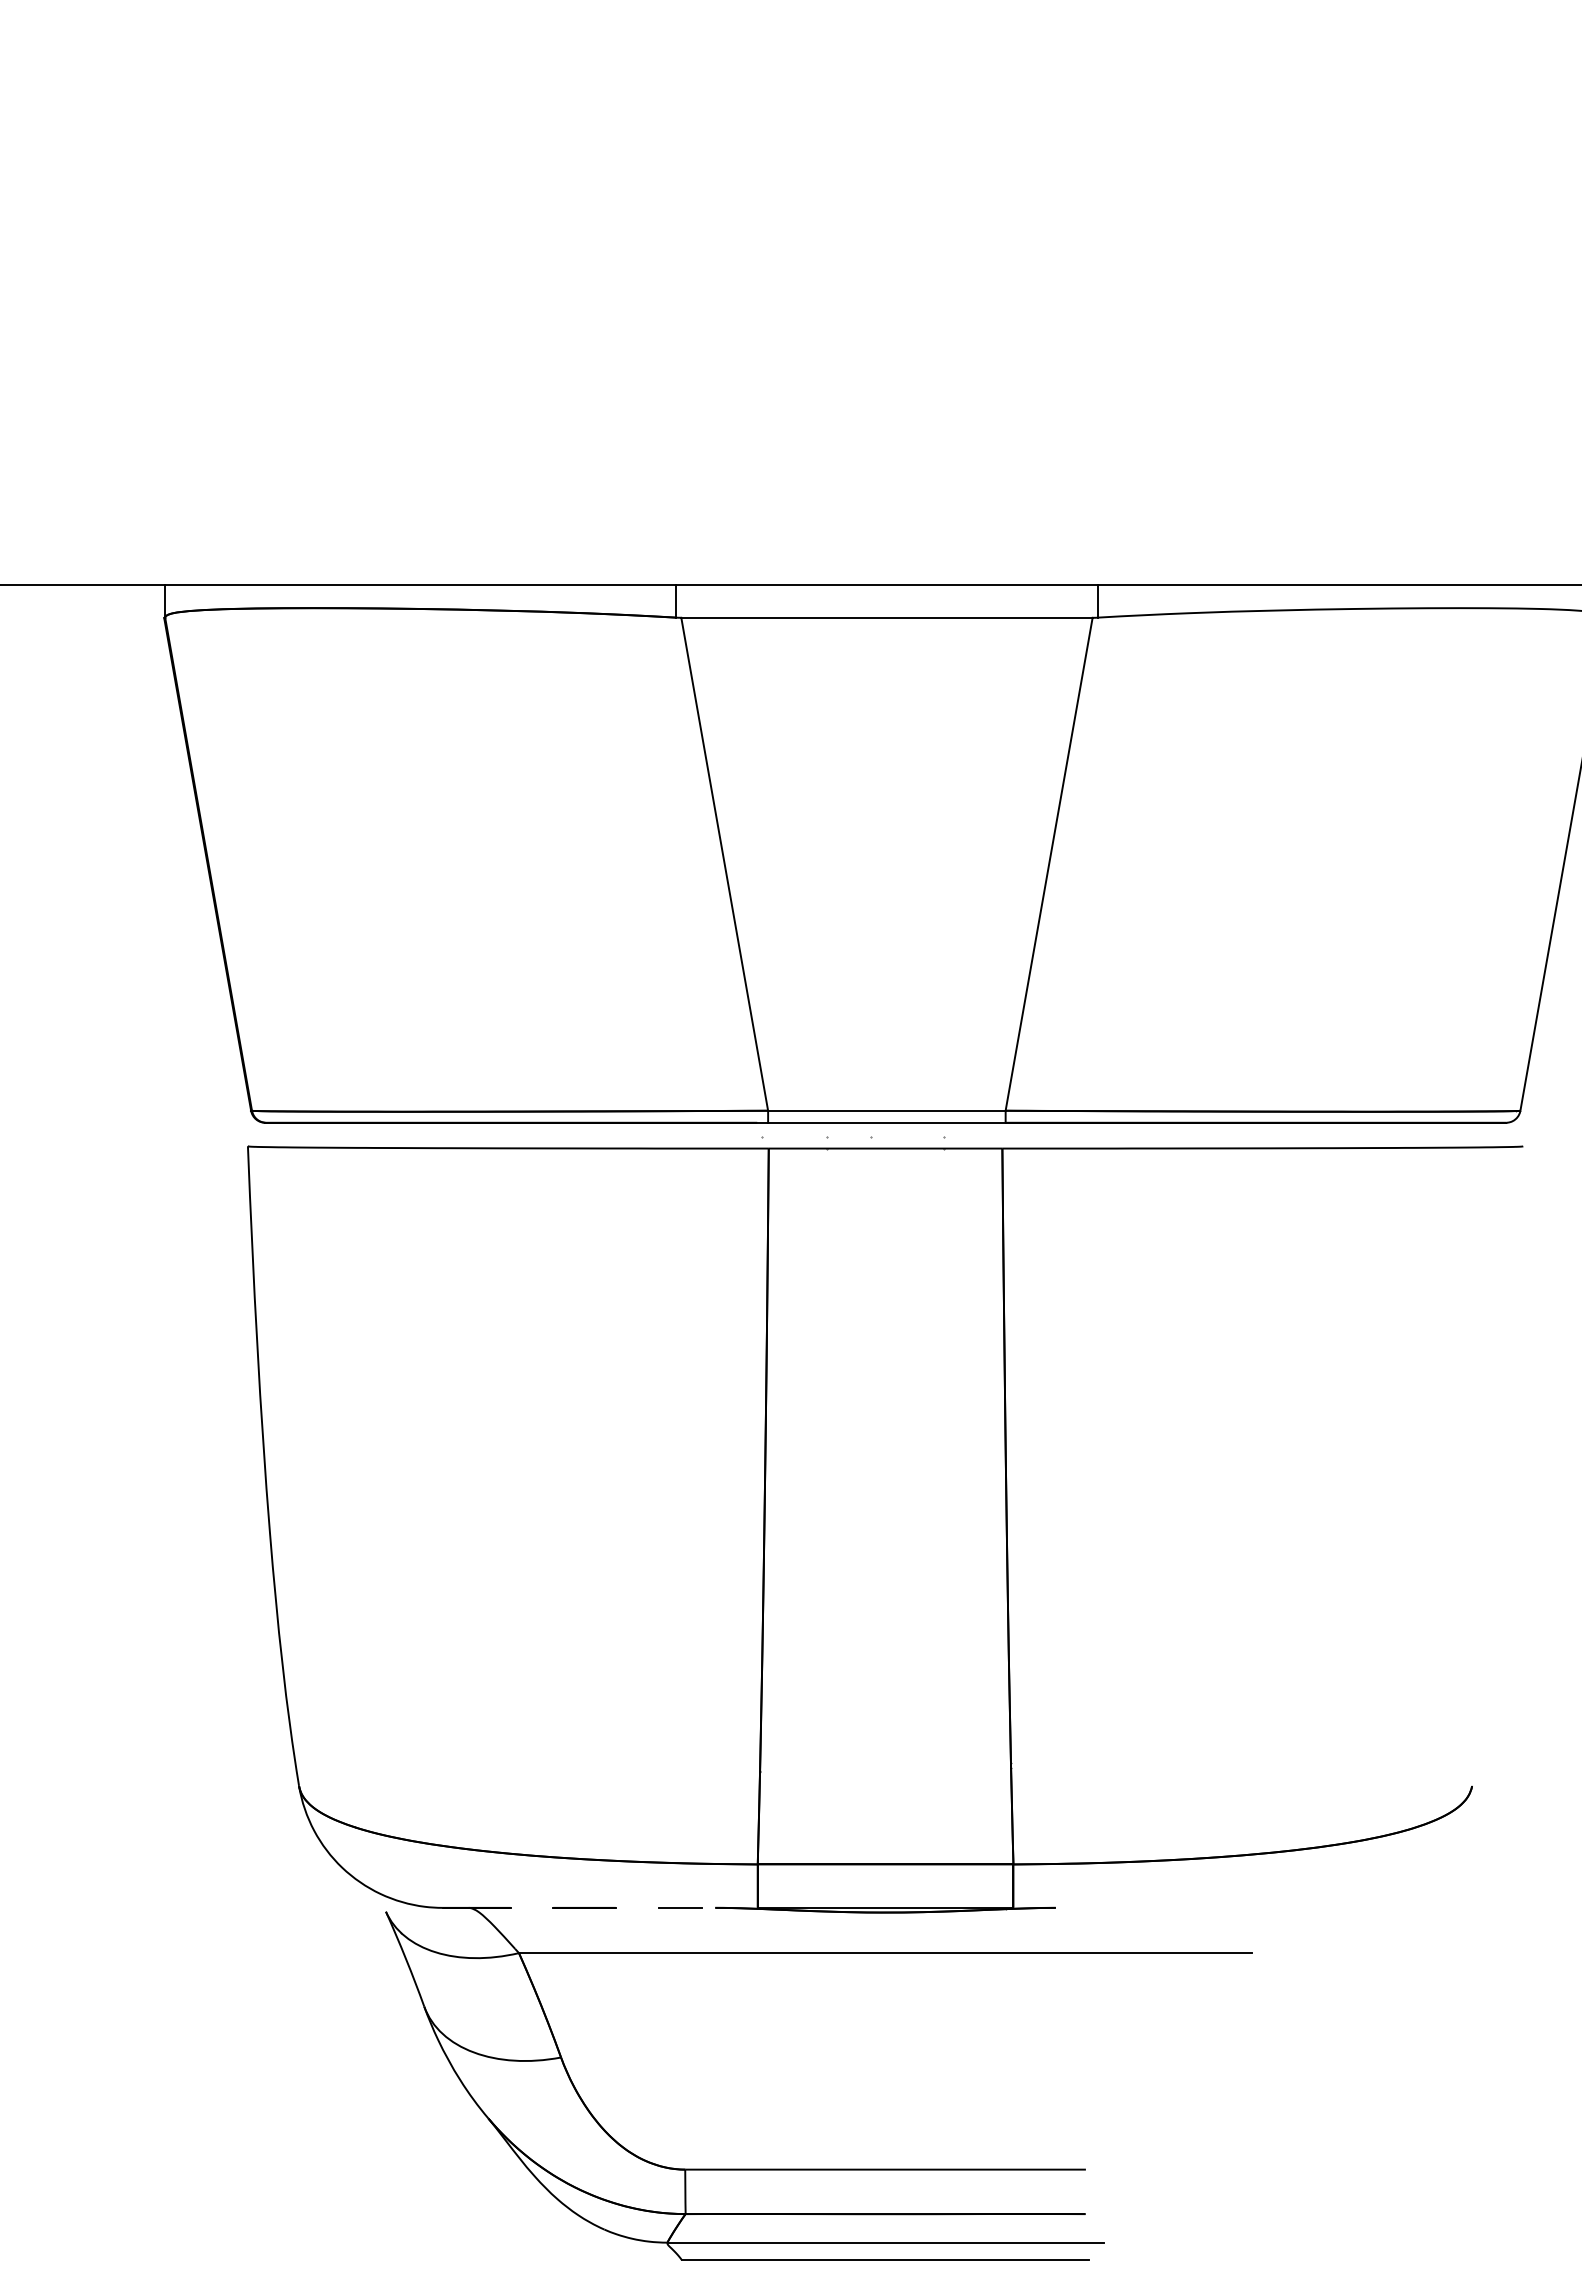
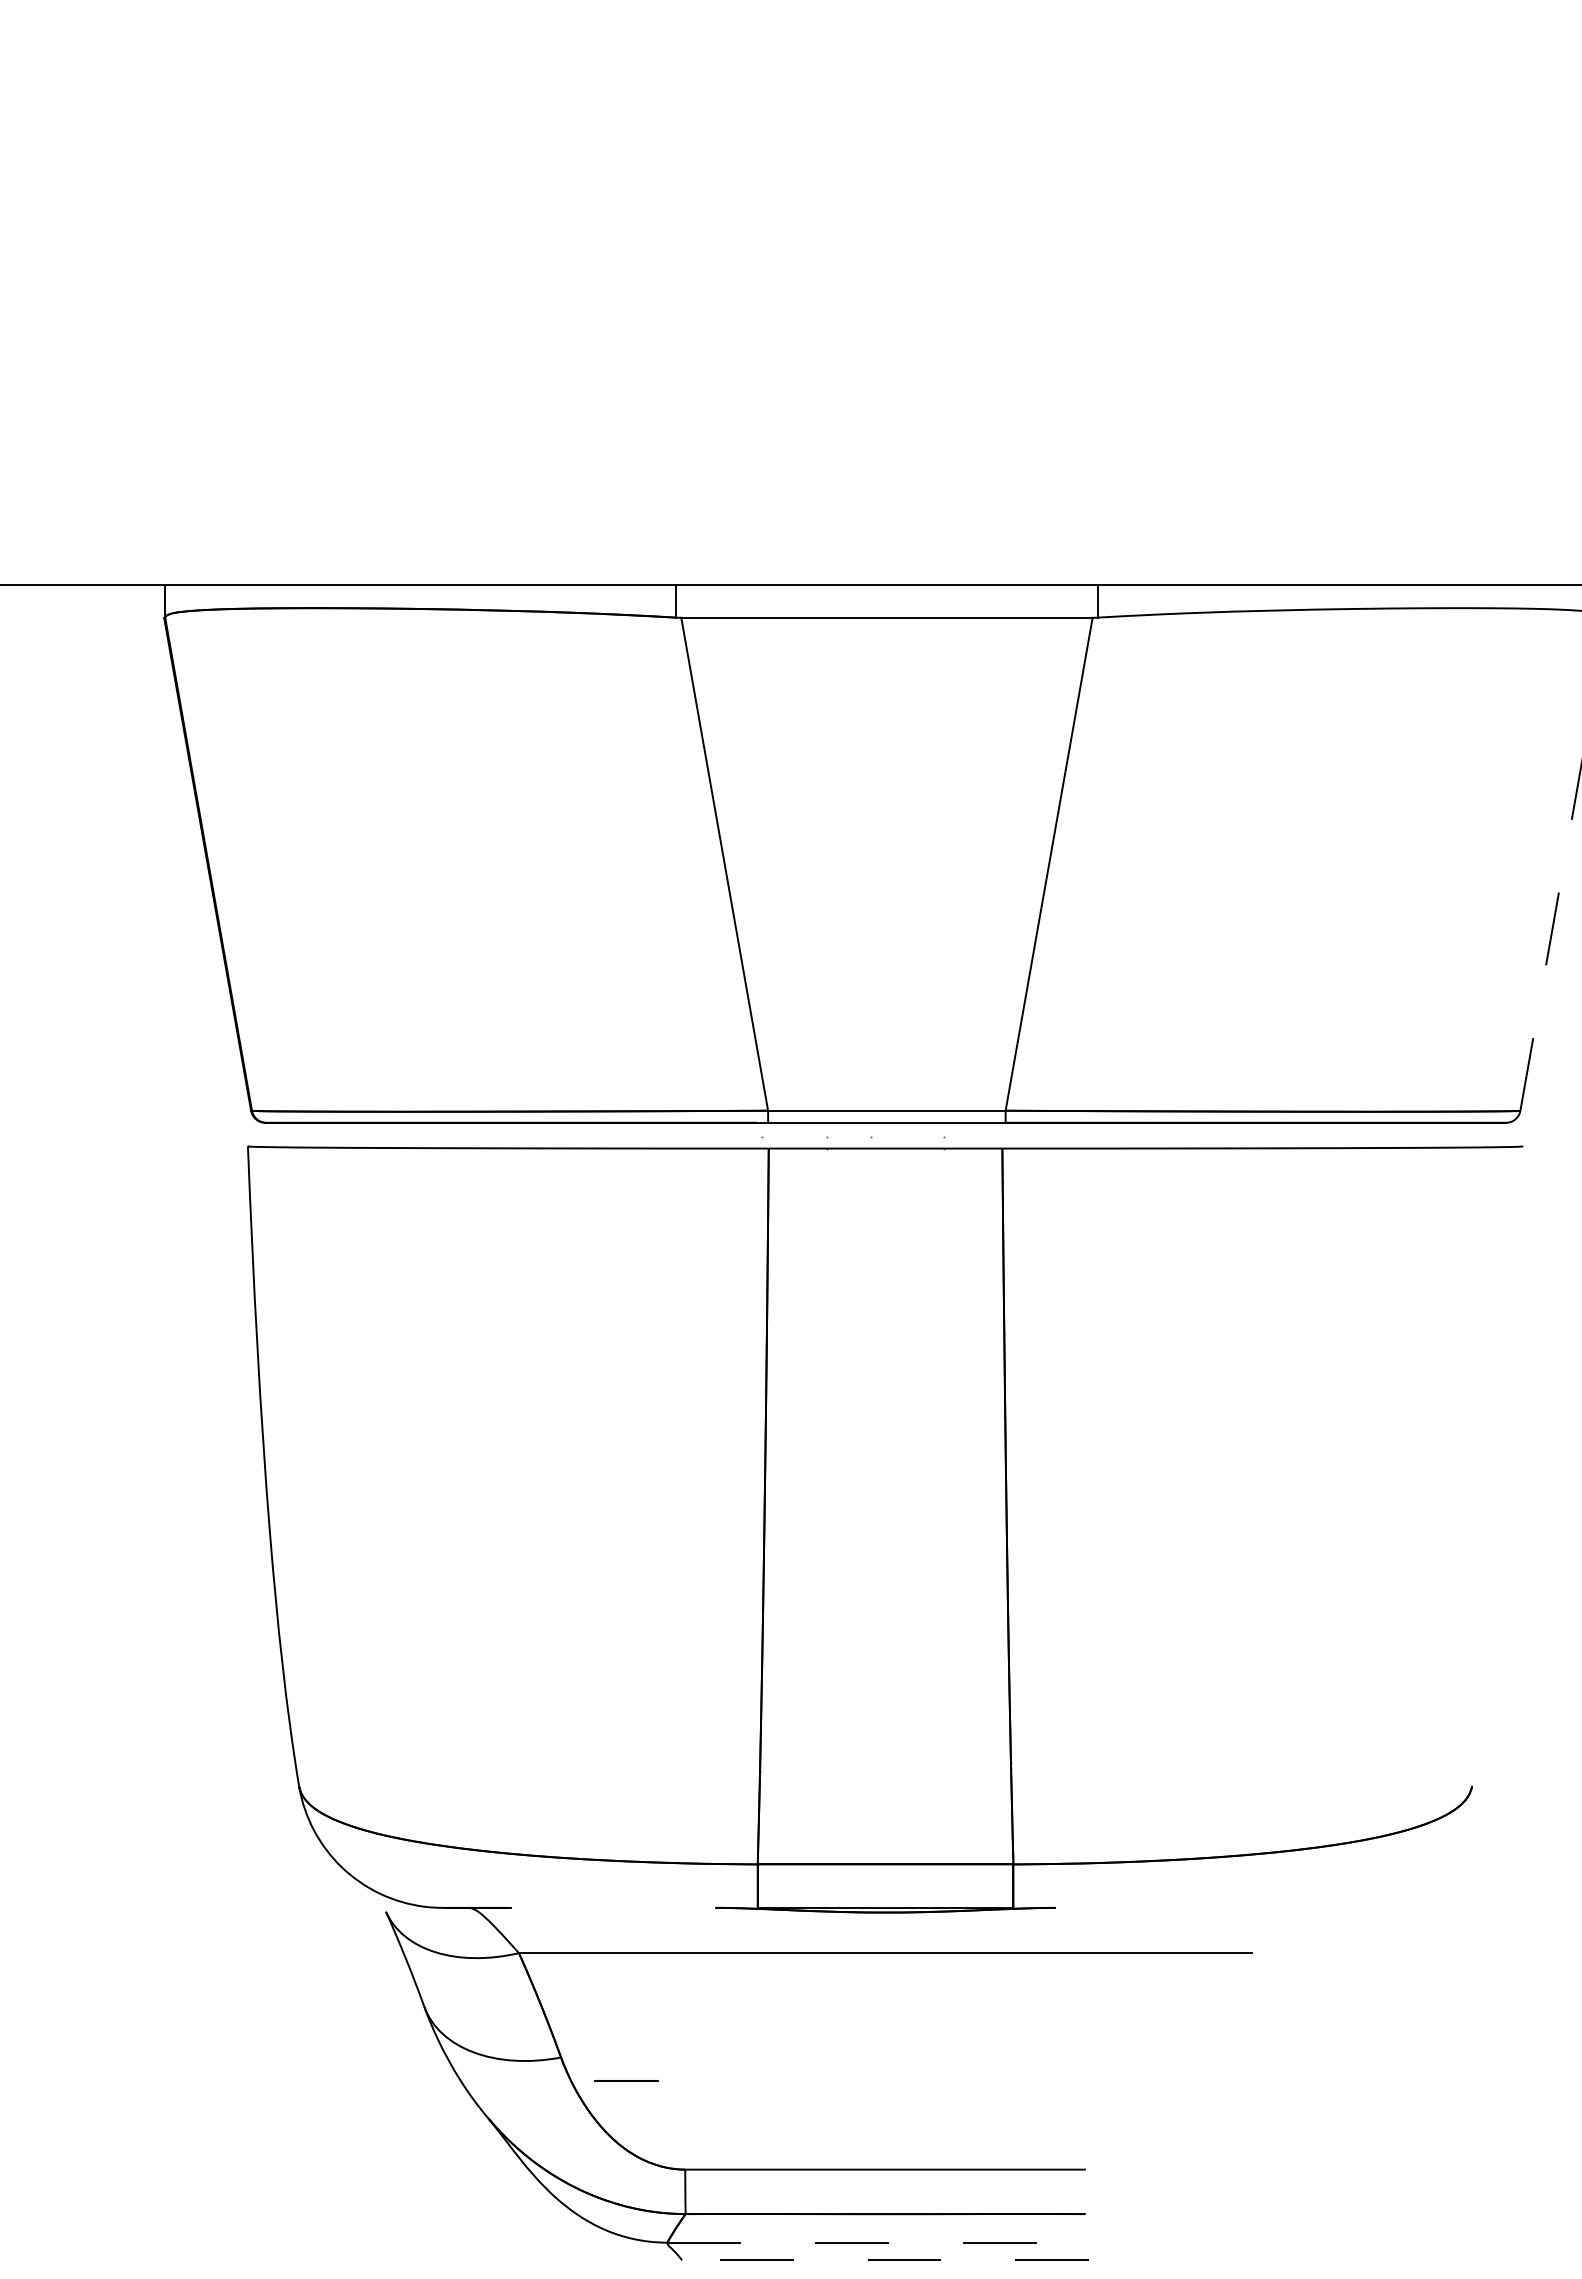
line: solid -> dashed (1551, 936)
line position: (584, 1907) -> (626, 2080) (626, 2080)
line: present -> none (679, 1907)
line: solid -> dashed (886, 2242)
line: solid -> dashed (885, 2260)
